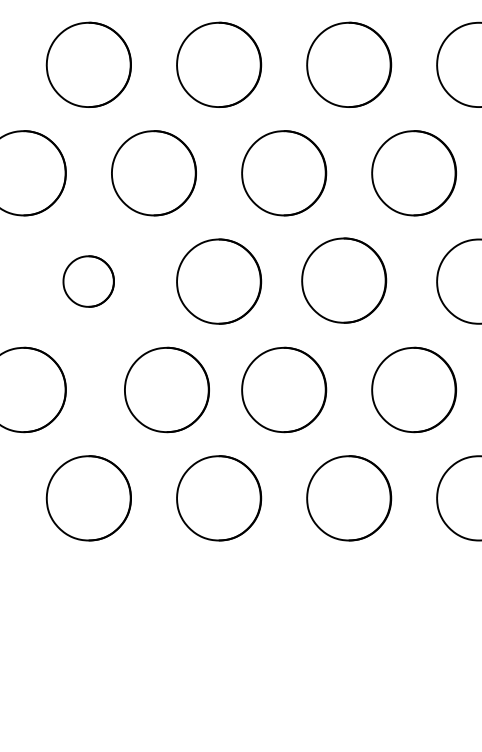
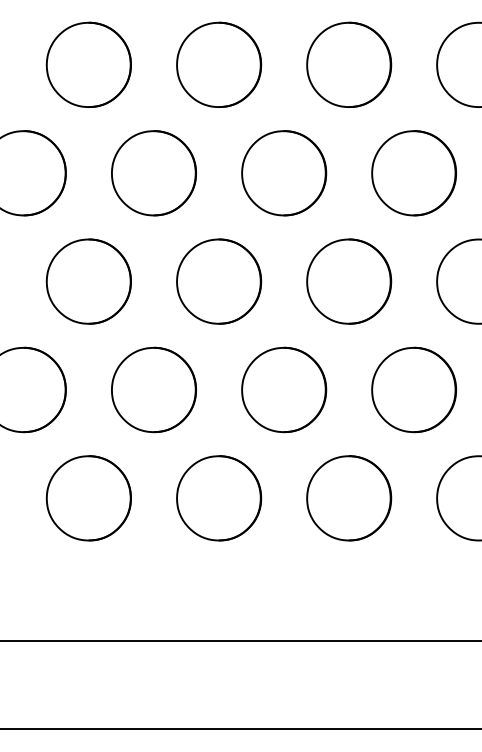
part position: (344, 280) -> (349, 281) (349, 281)
part size: 53x53 px -> 87x87 px (88, 281)
part position: (166, 389) -> (153, 389) (153, 389)
line: none -> present (240, 640)
line: none -> present (240, 729)
